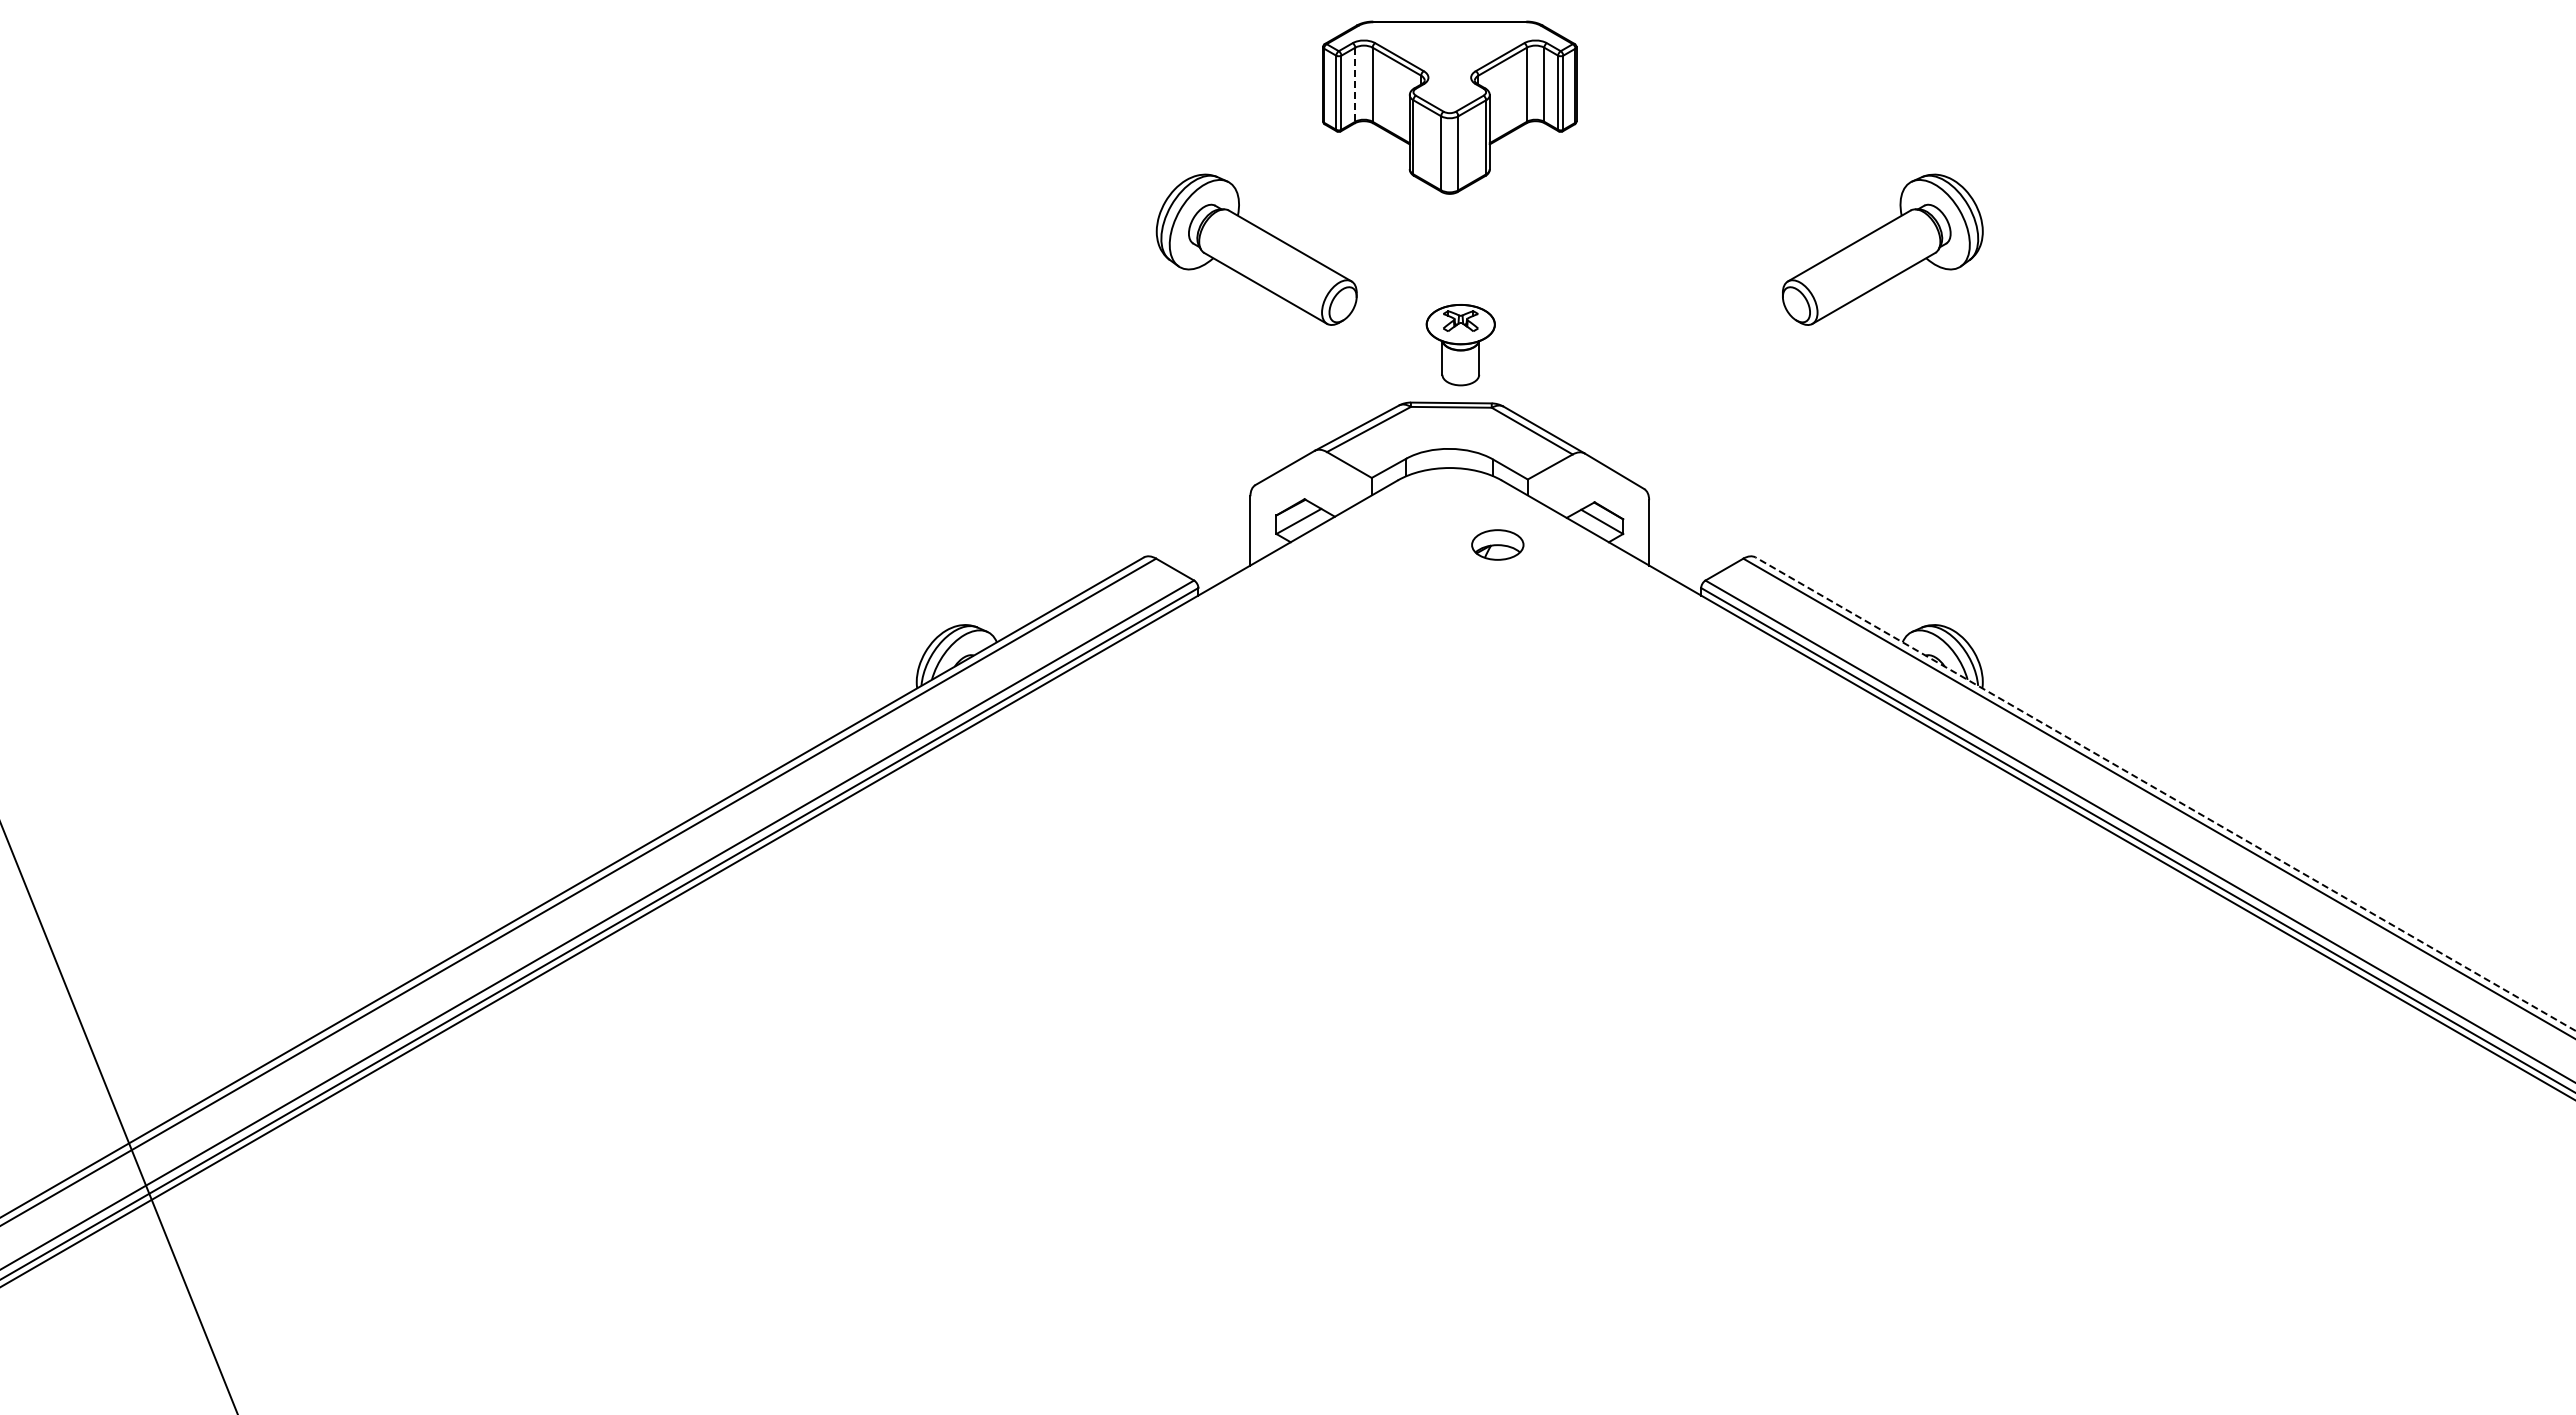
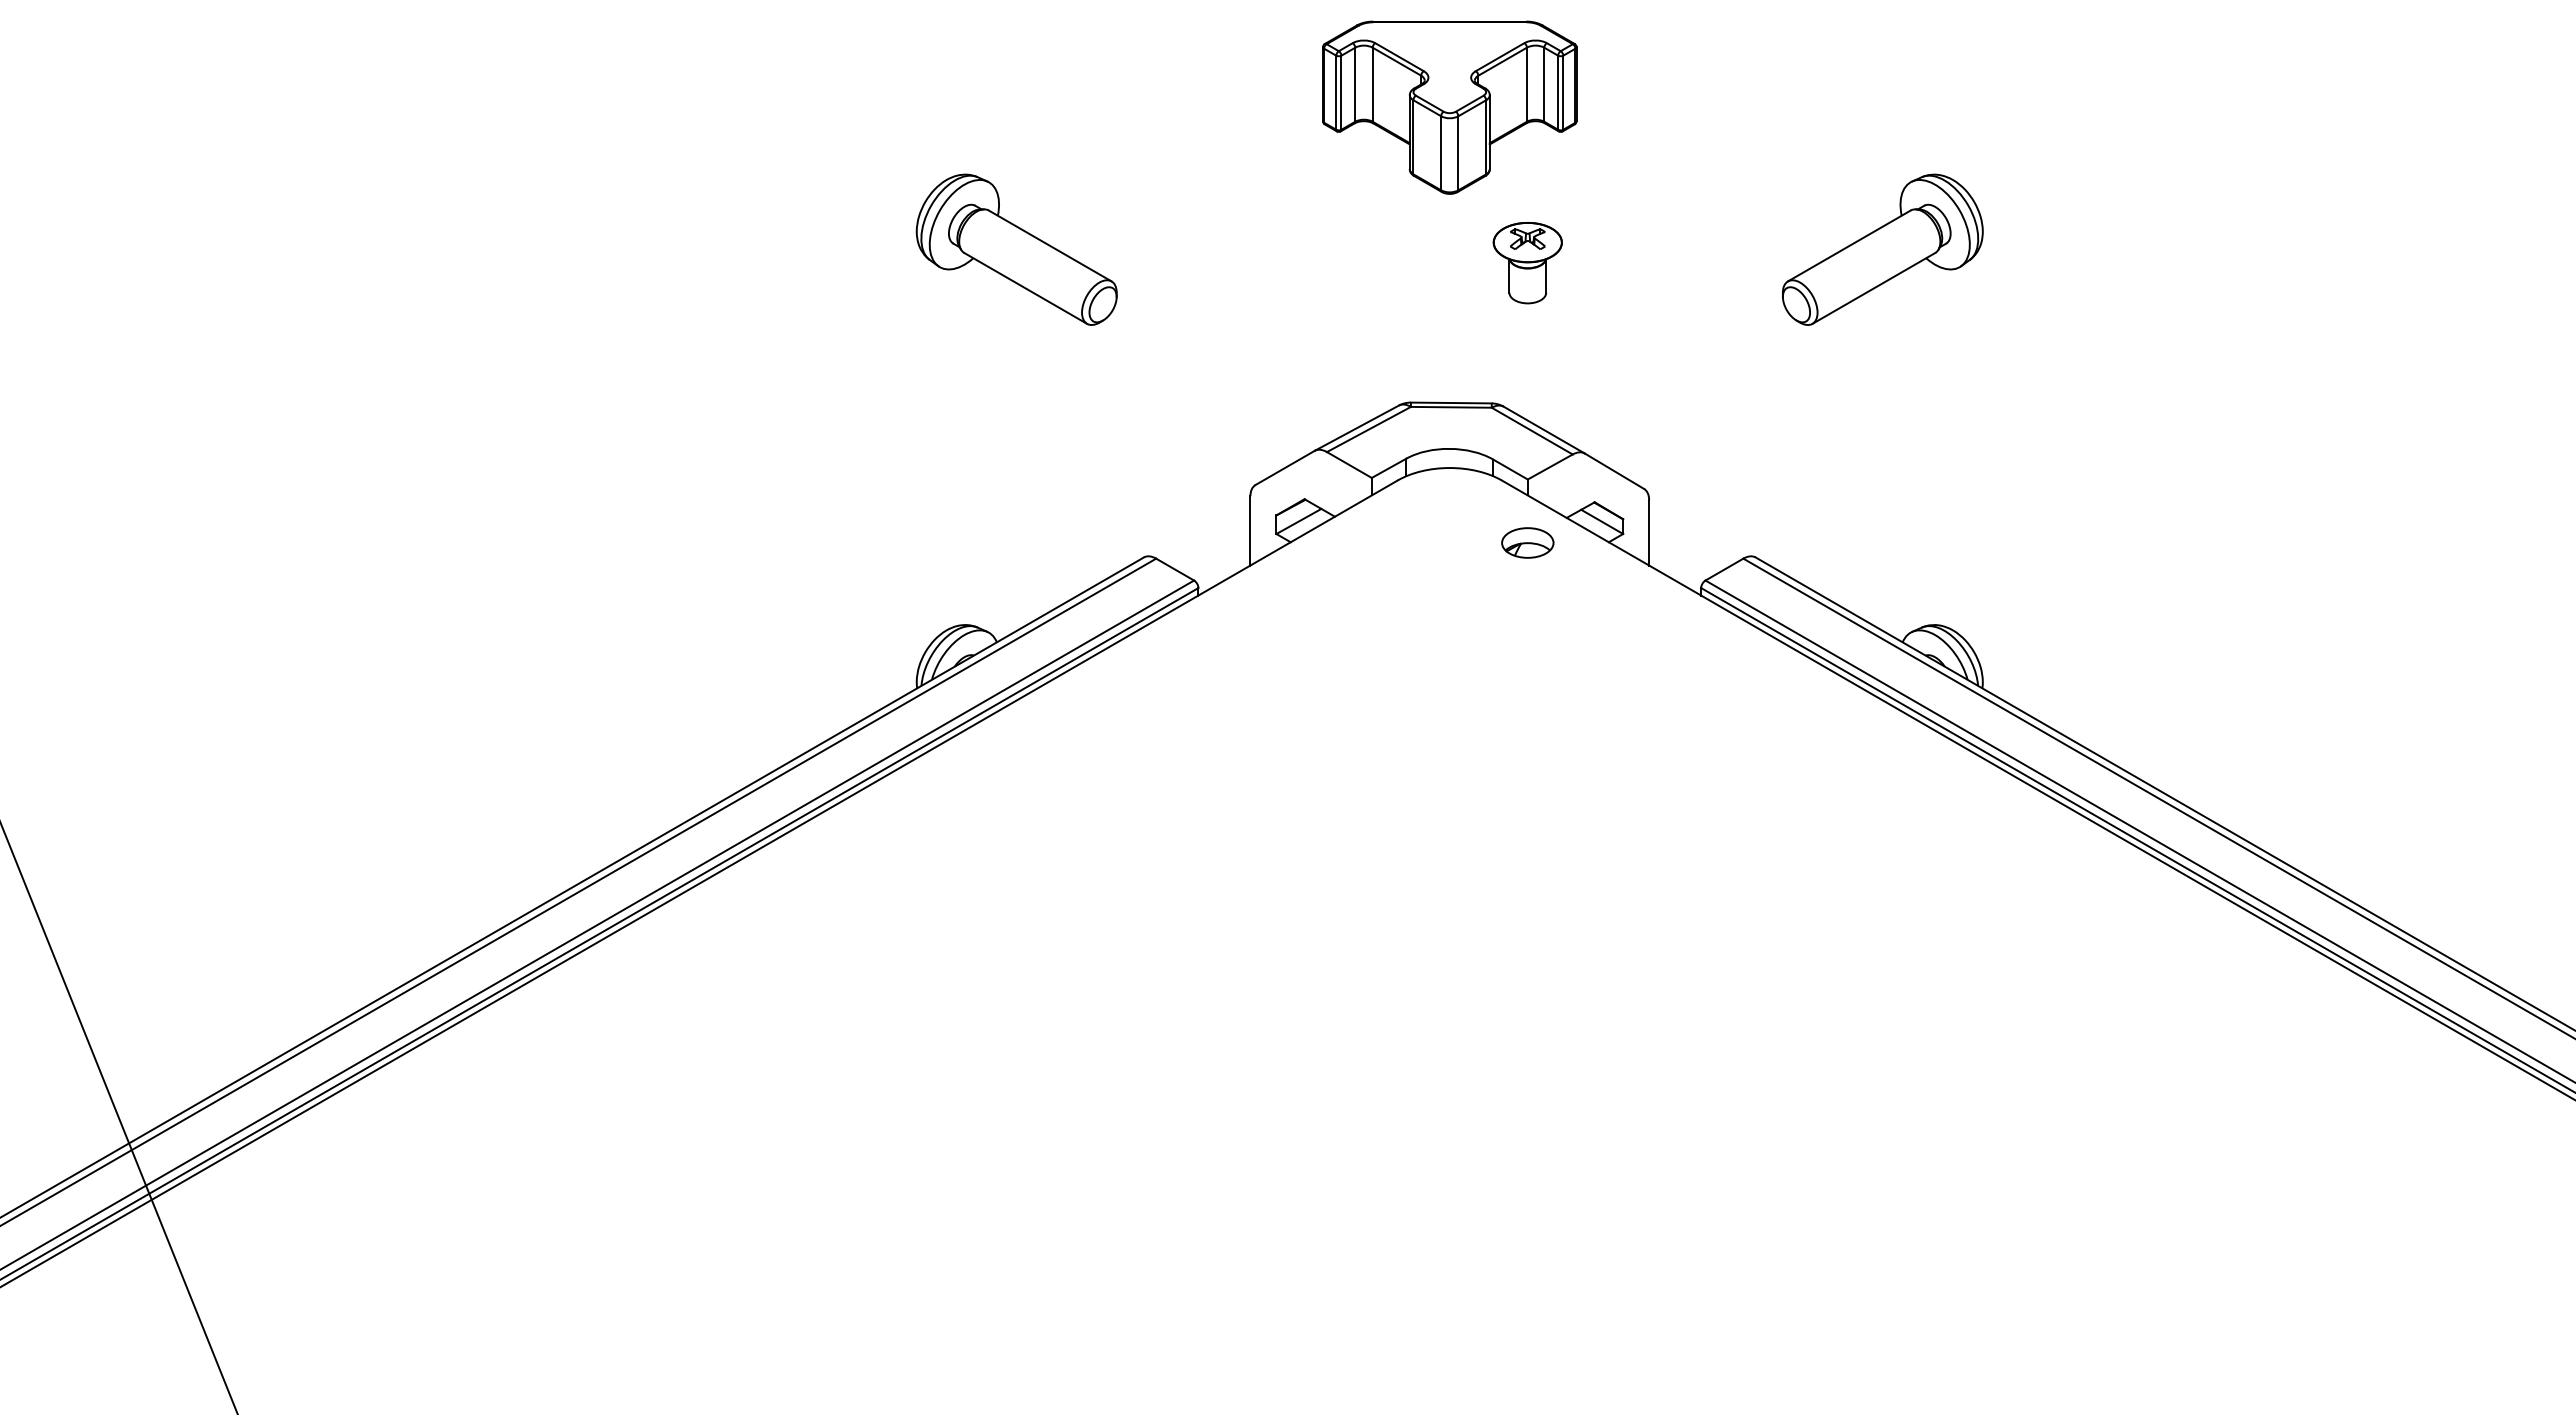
line: dashed -> solid (1355, 85)
part position: (1256, 249) -> (1016, 249) (1016, 249)
part position: (1460, 345) -> (1527, 263) (1527, 263)
part position: (1497, 544) -> (1527, 542) (1527, 542)
line: dashed -> solid (2165, 793)
